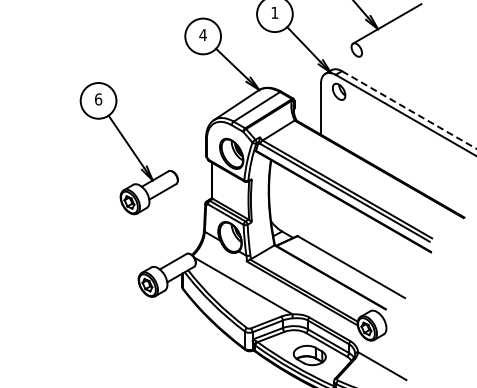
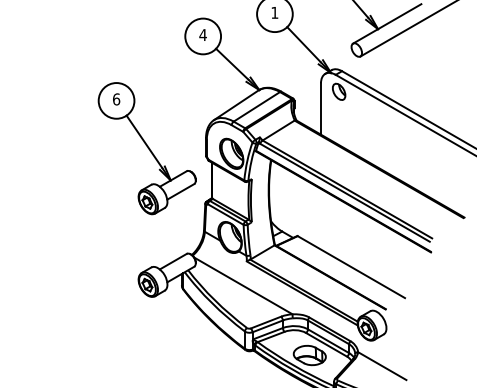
line: none -> present (407, 29)
line: dashed -> solid (409, 110)
part position: (128, 148) -> (146, 148) (146, 148)
